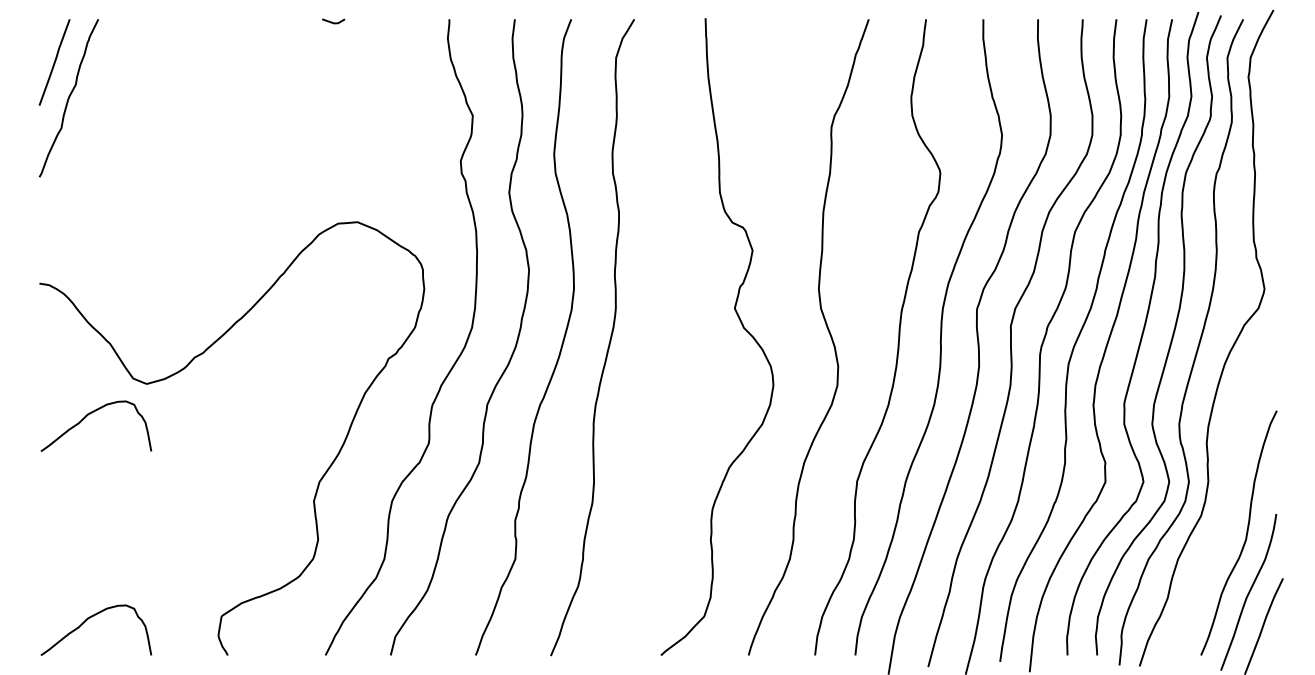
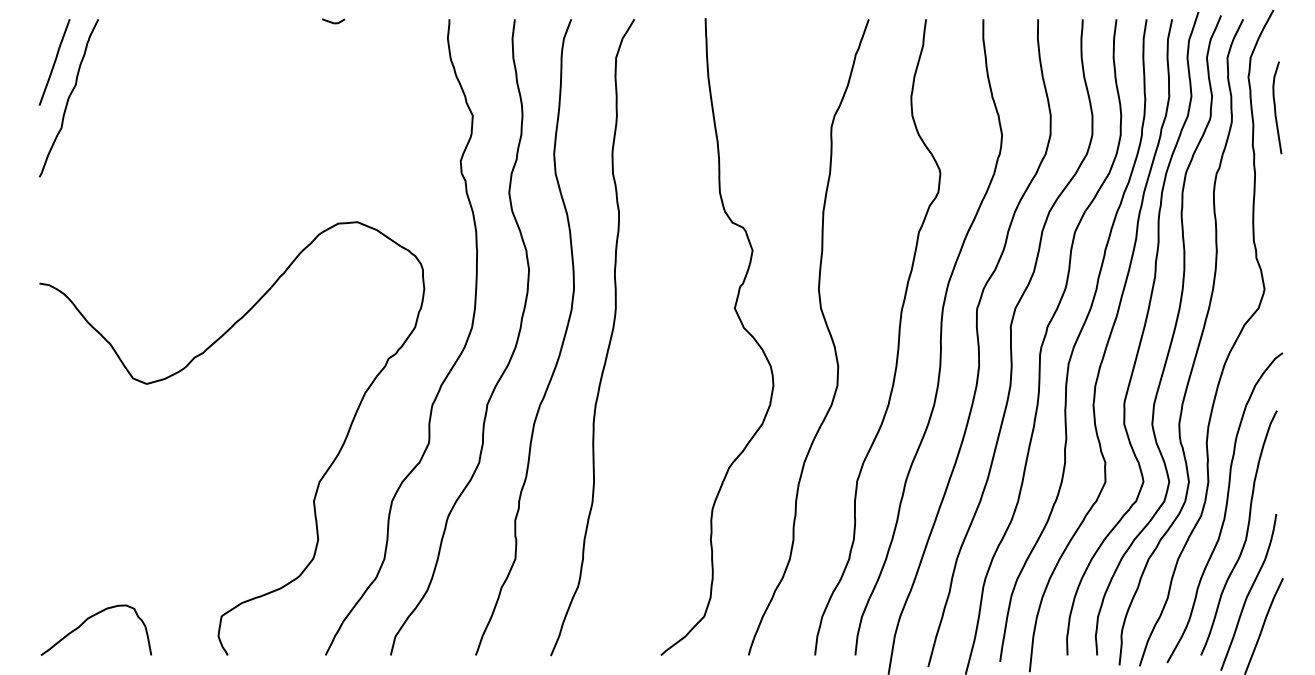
curve: none -> present (1275, 107)
curve: present -> none (90, 414)
curve: none -> present (1225, 507)
